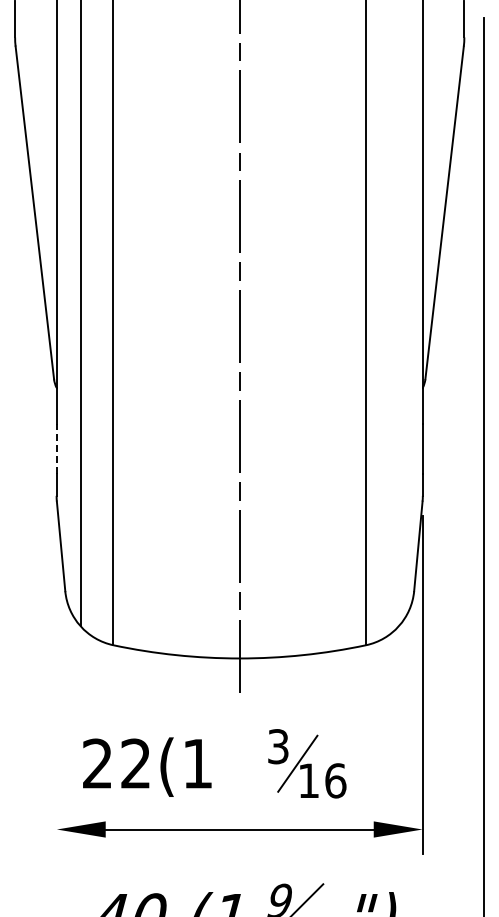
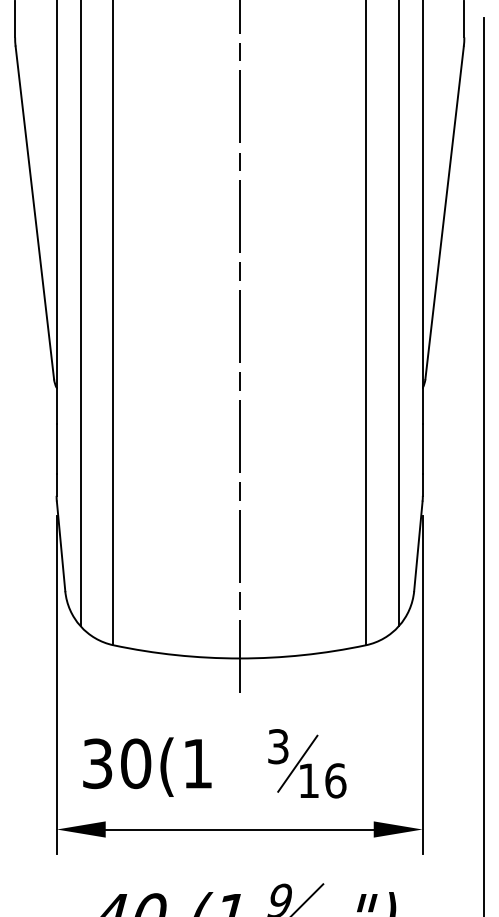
line: none -> present (398, 314)
line: dashed -> solid (56, 449)
line: none -> present (56, 684)
text: 22(1 -> 30(1 (117, 763)
